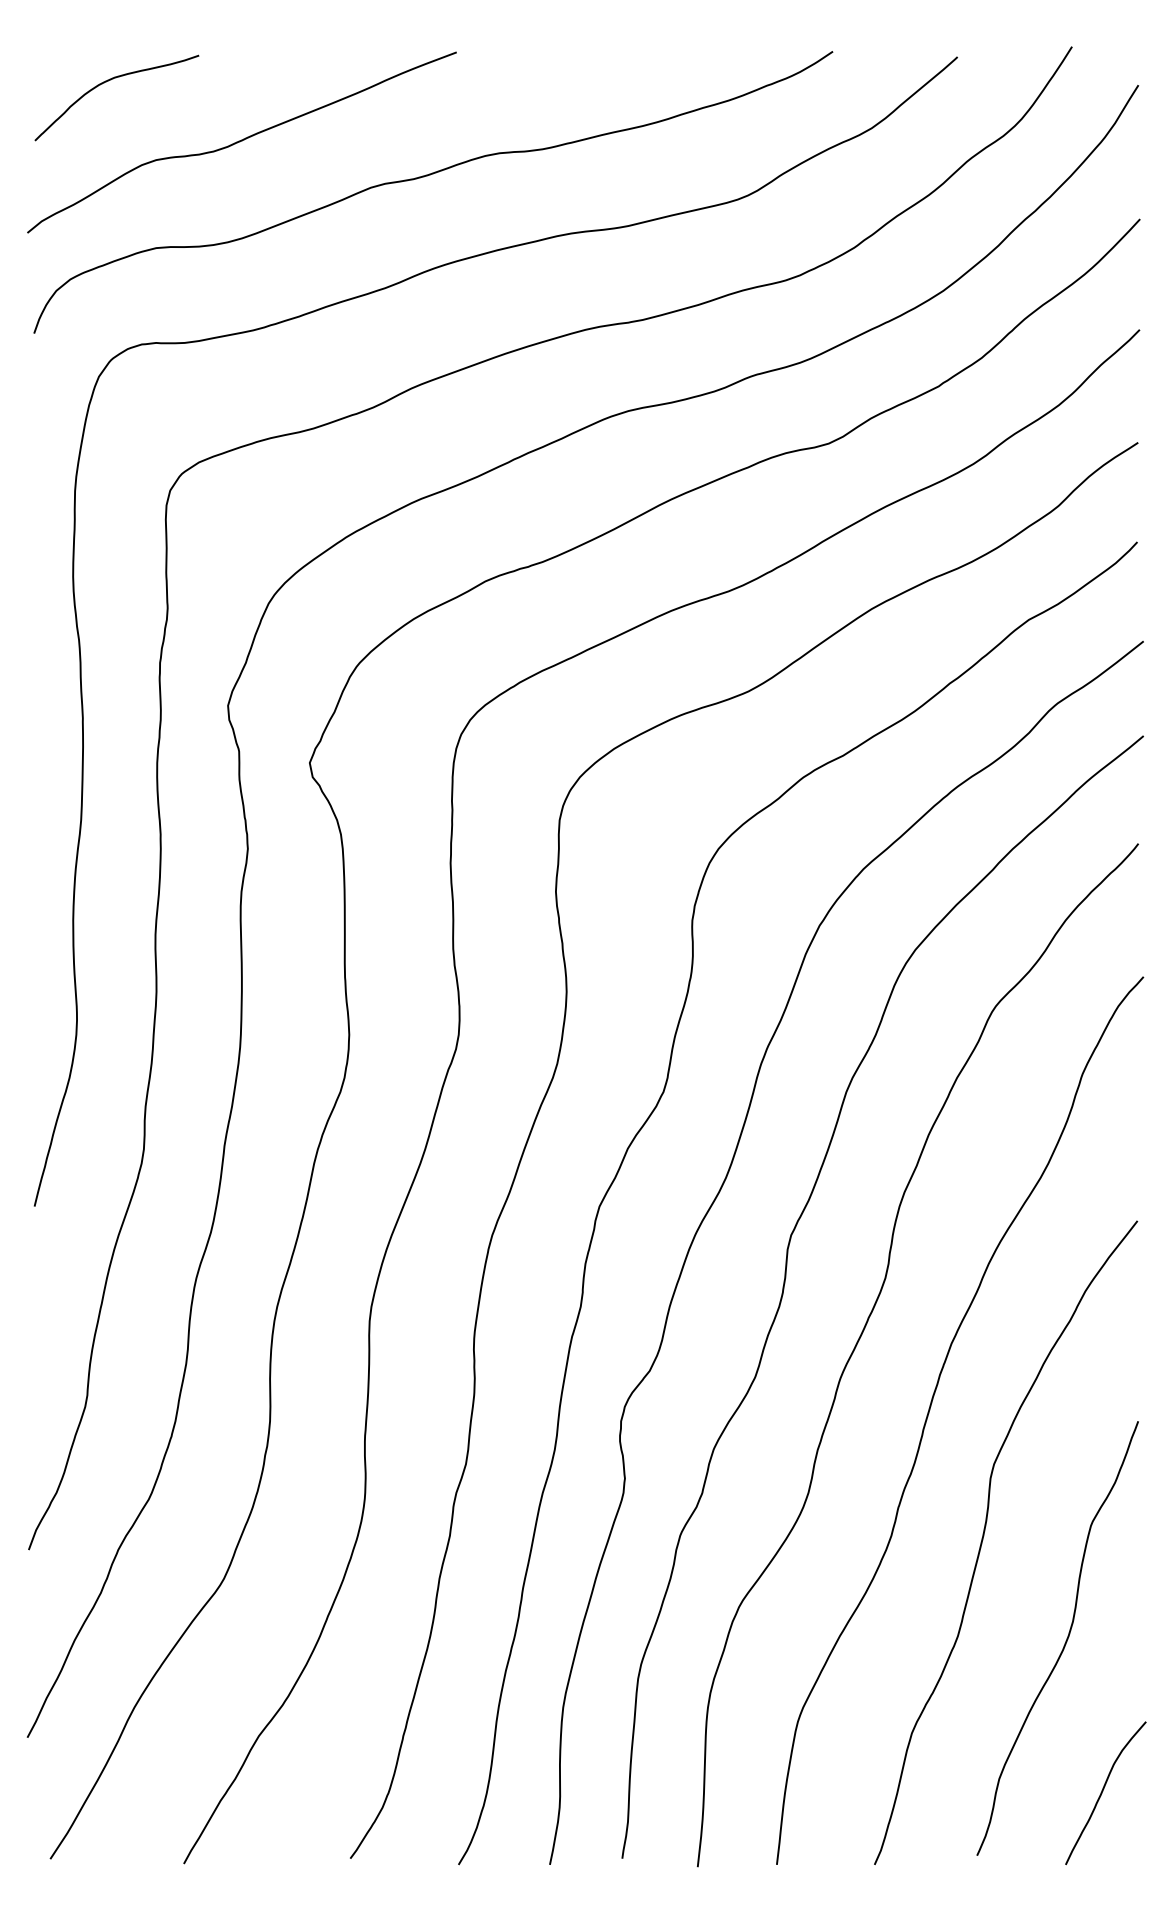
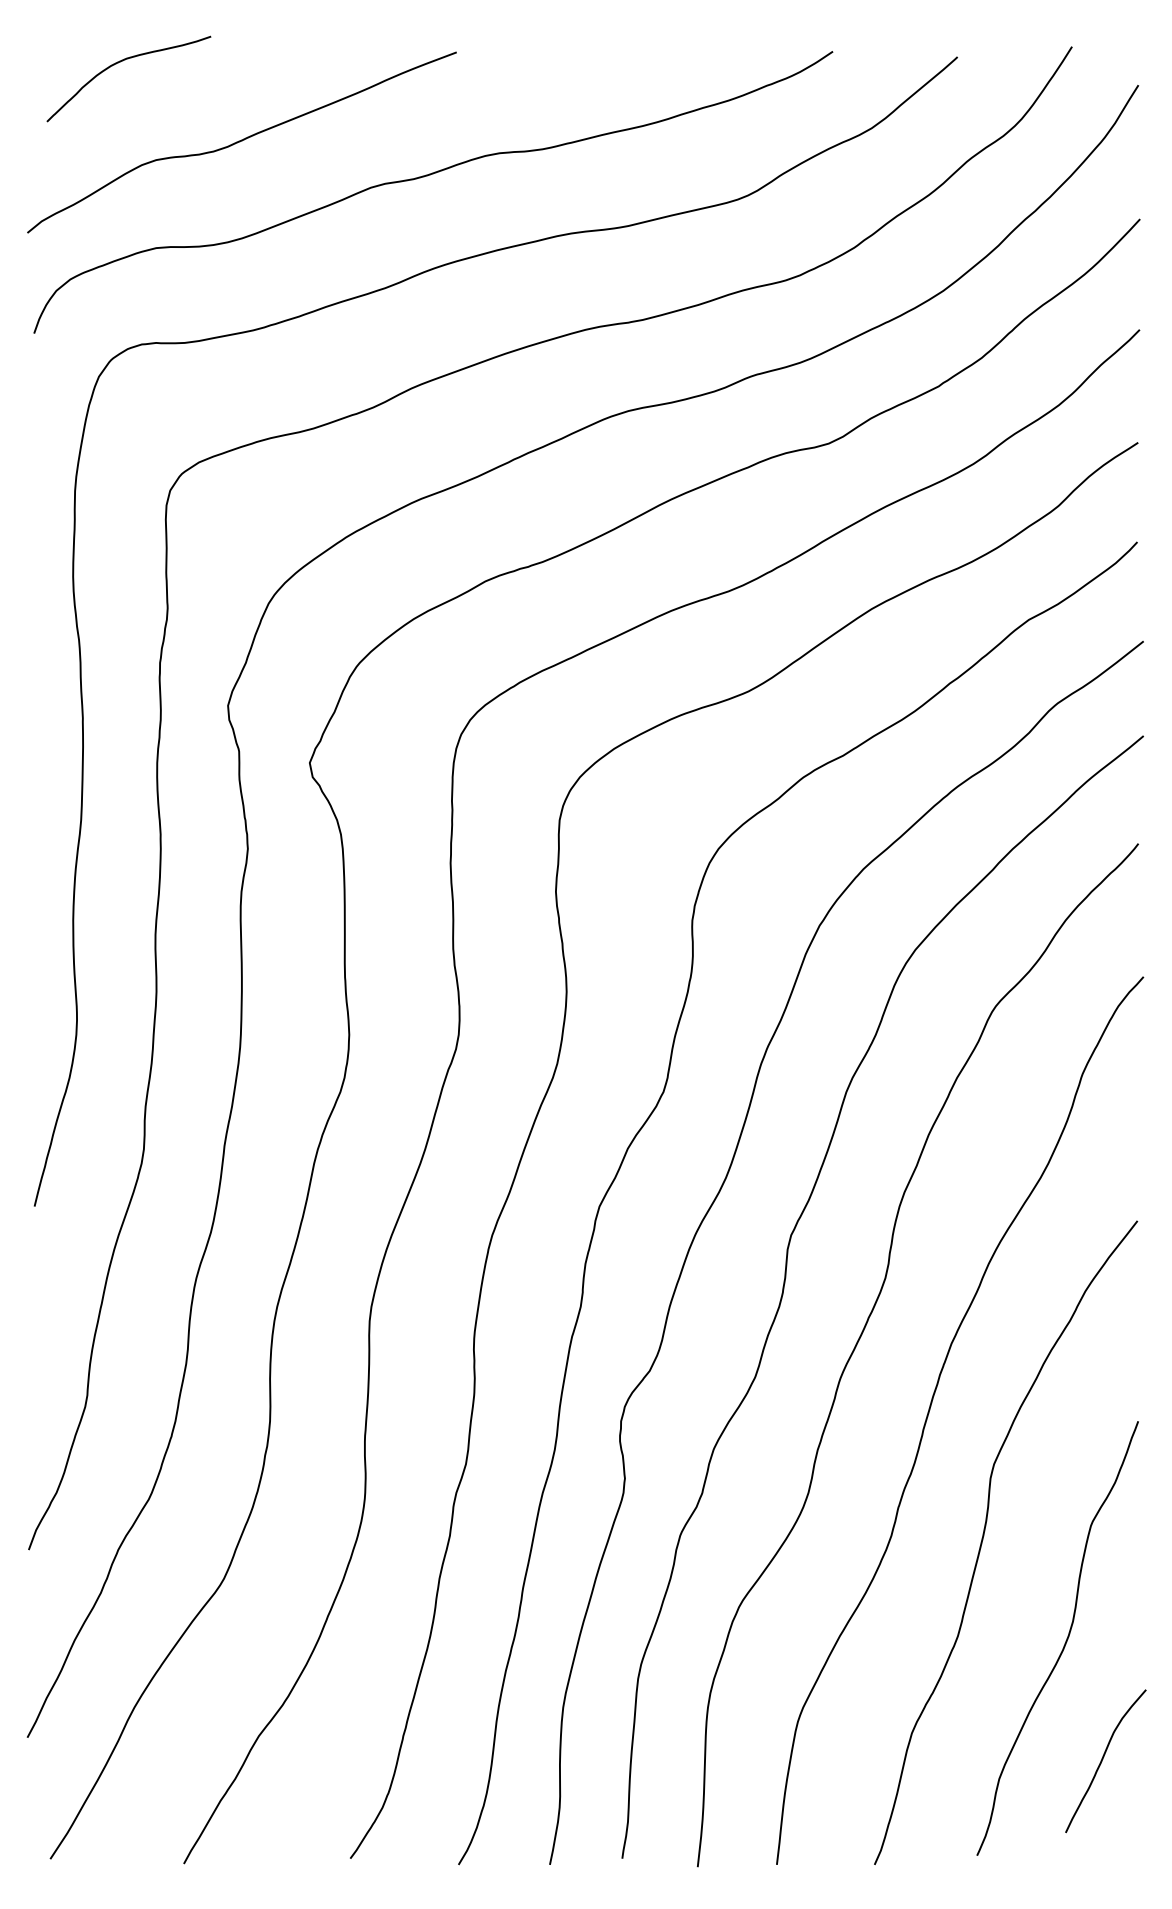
curve position: (108, 81) -> (120, 62) (120, 62)
curve position: (1103, 1791) -> (1103, 1759) (1103, 1759)
